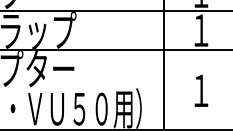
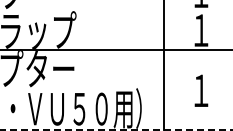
line: present -> none (115, 10)
line: solid -> dashed (116, 129)
